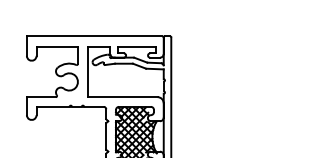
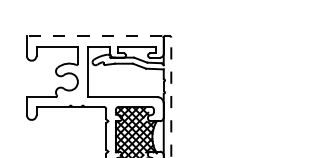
line: solid -> dashed (94, 36)
line: solid -> dashed (171, 97)
